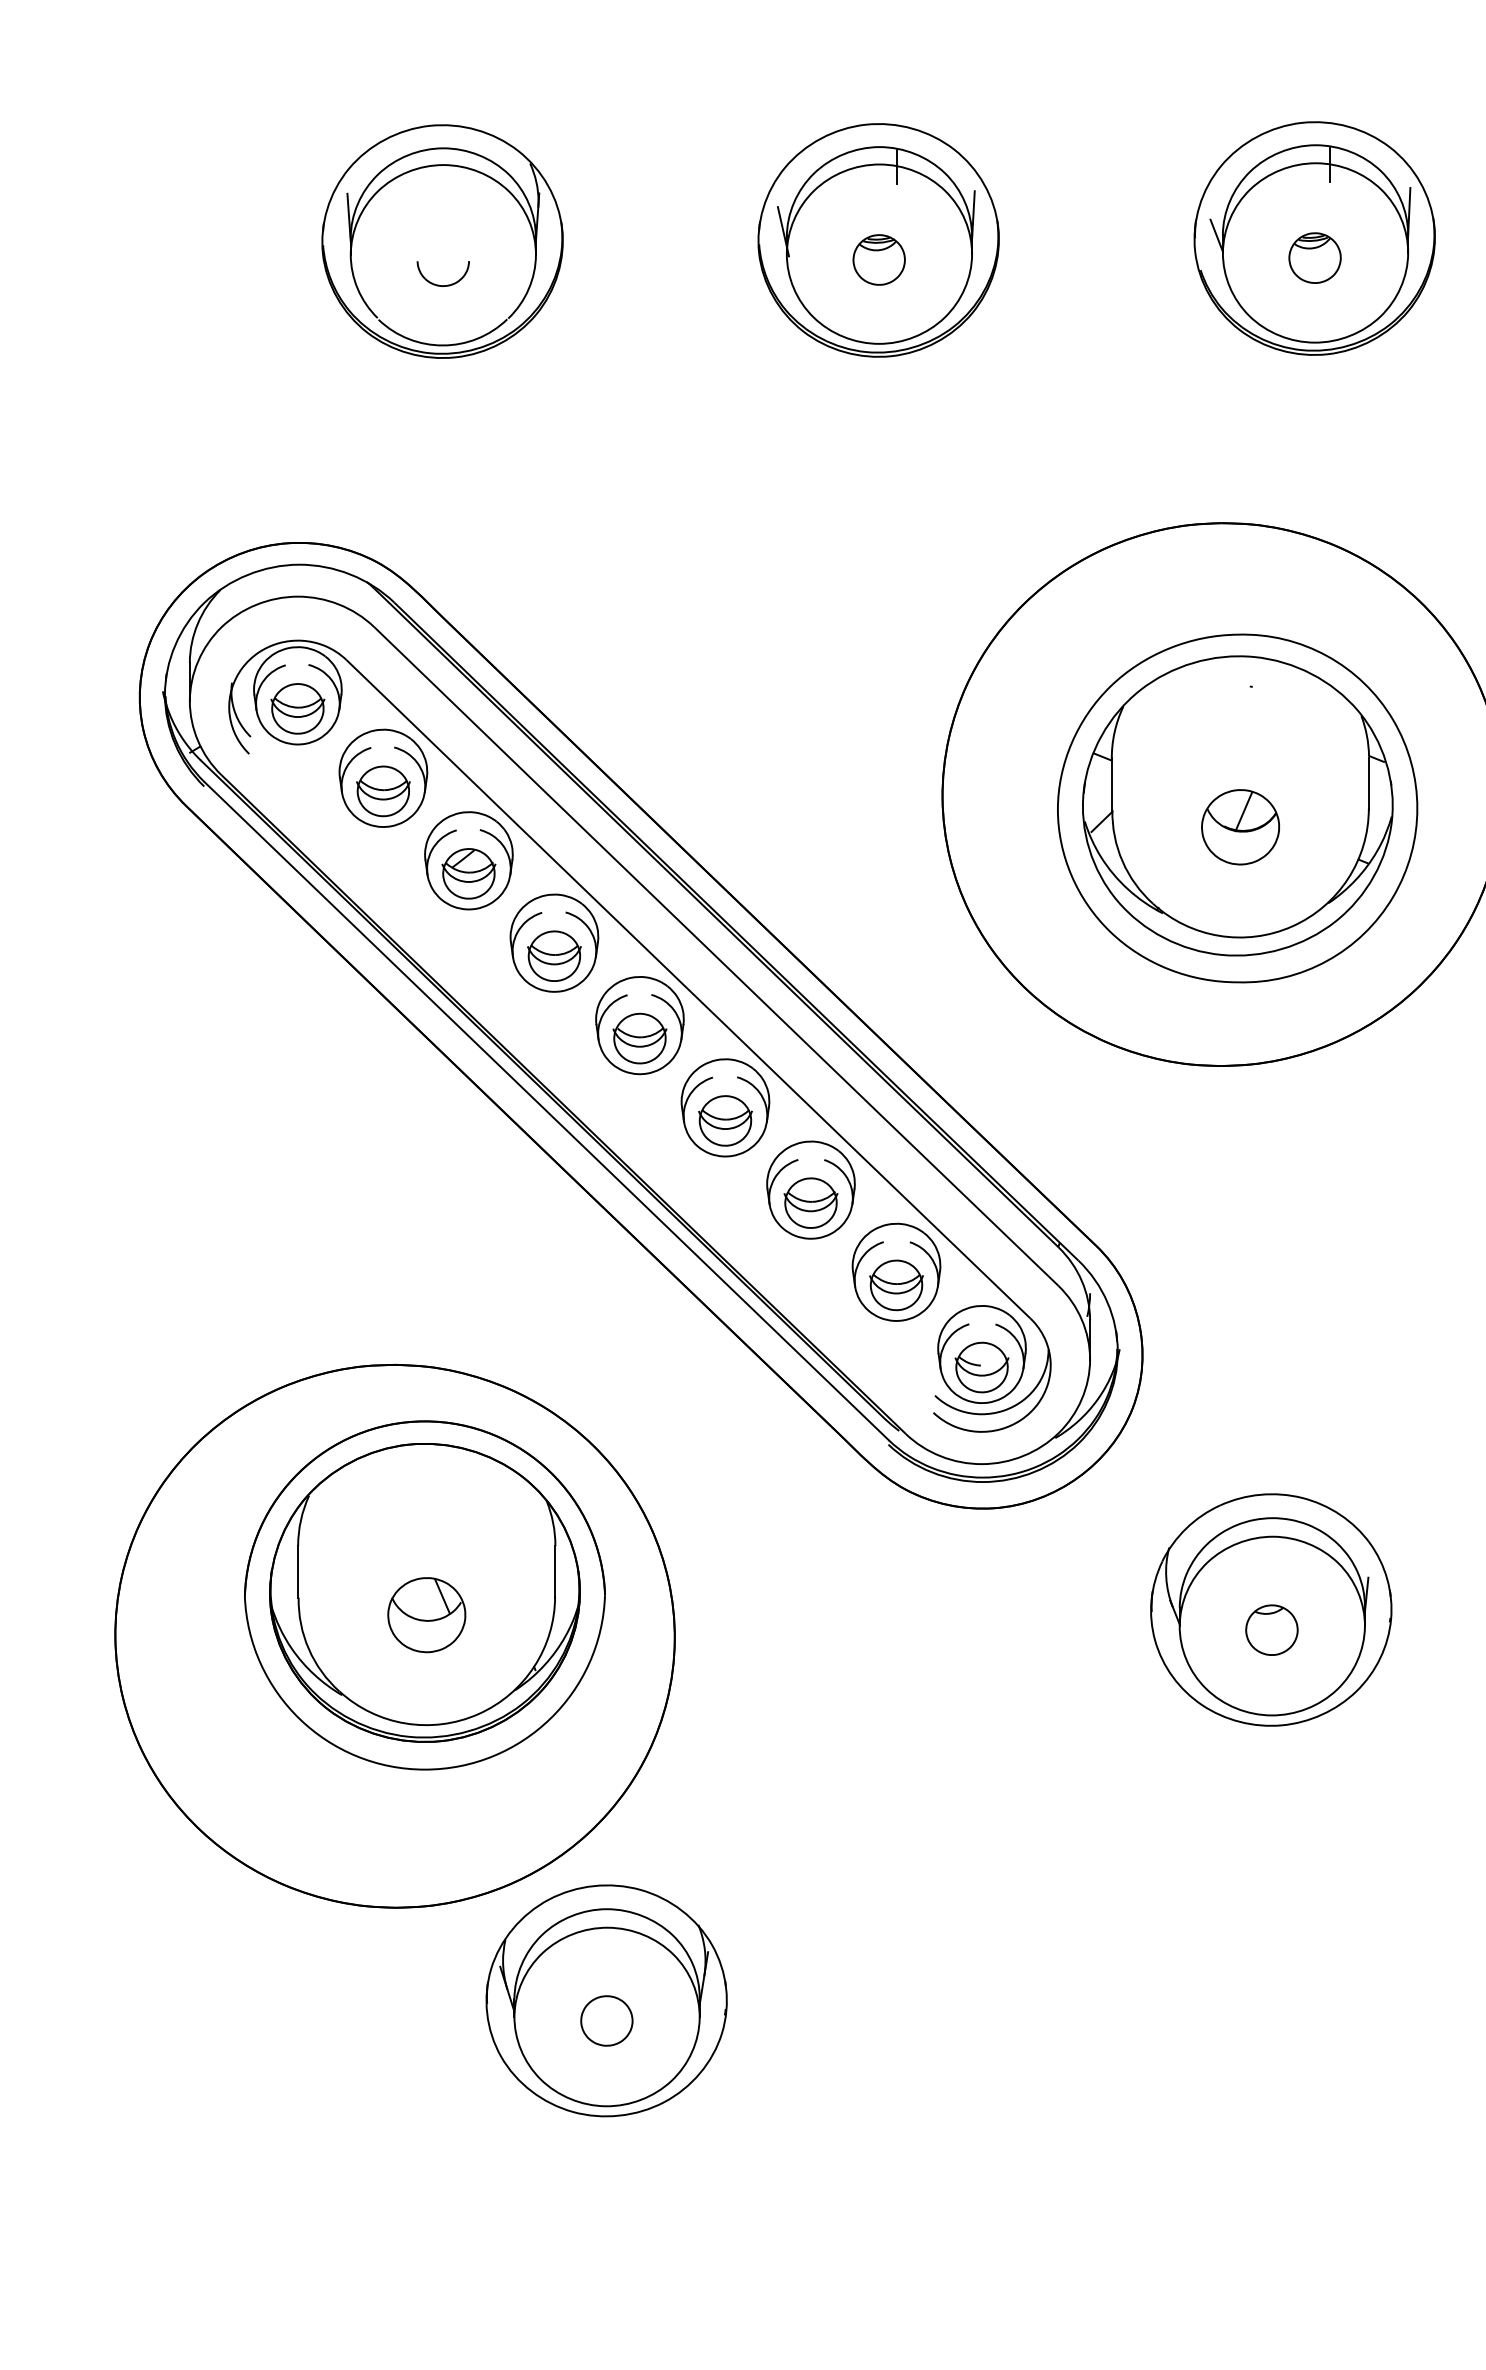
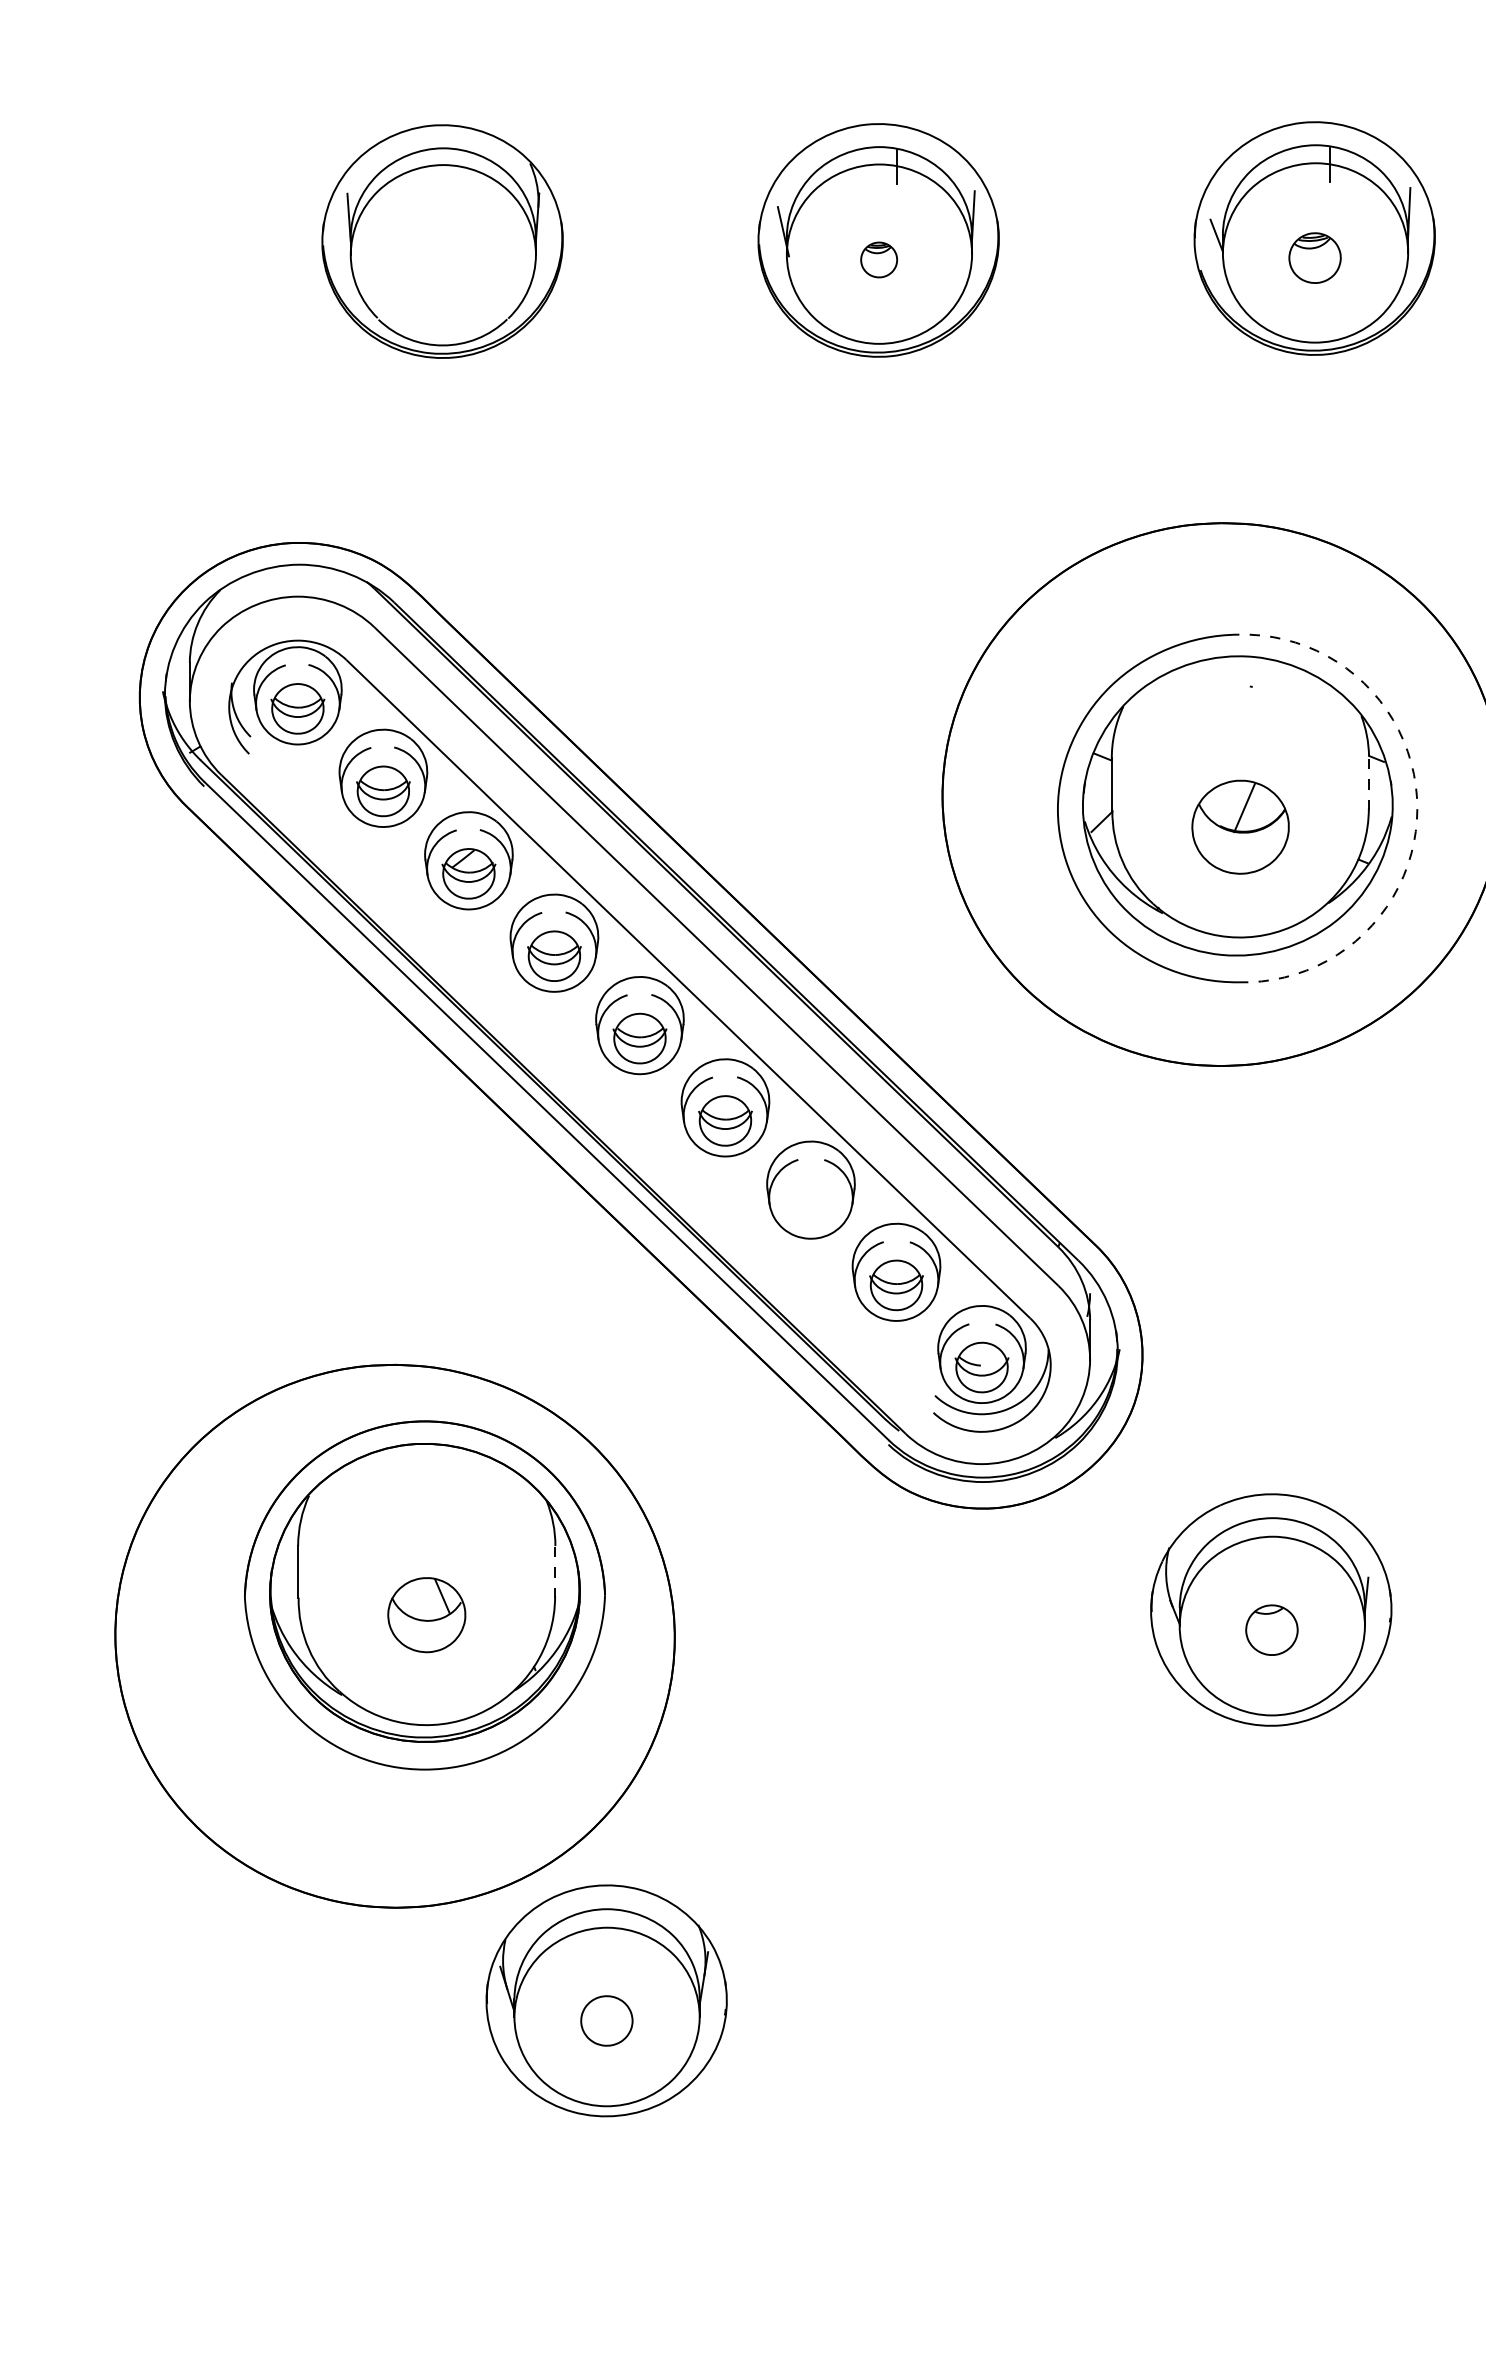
part size: 54x52 px -> 39x38 px (879, 259)
part: present -> none (438, 284)
line: solid -> dashed (1369, 784)
arc: solid -> dashed (1417, 808)
part size: 79x77 px -> 99x96 px (1240, 826)
part: present -> none (810, 1202)
line: solid -> dashed (555, 1571)
